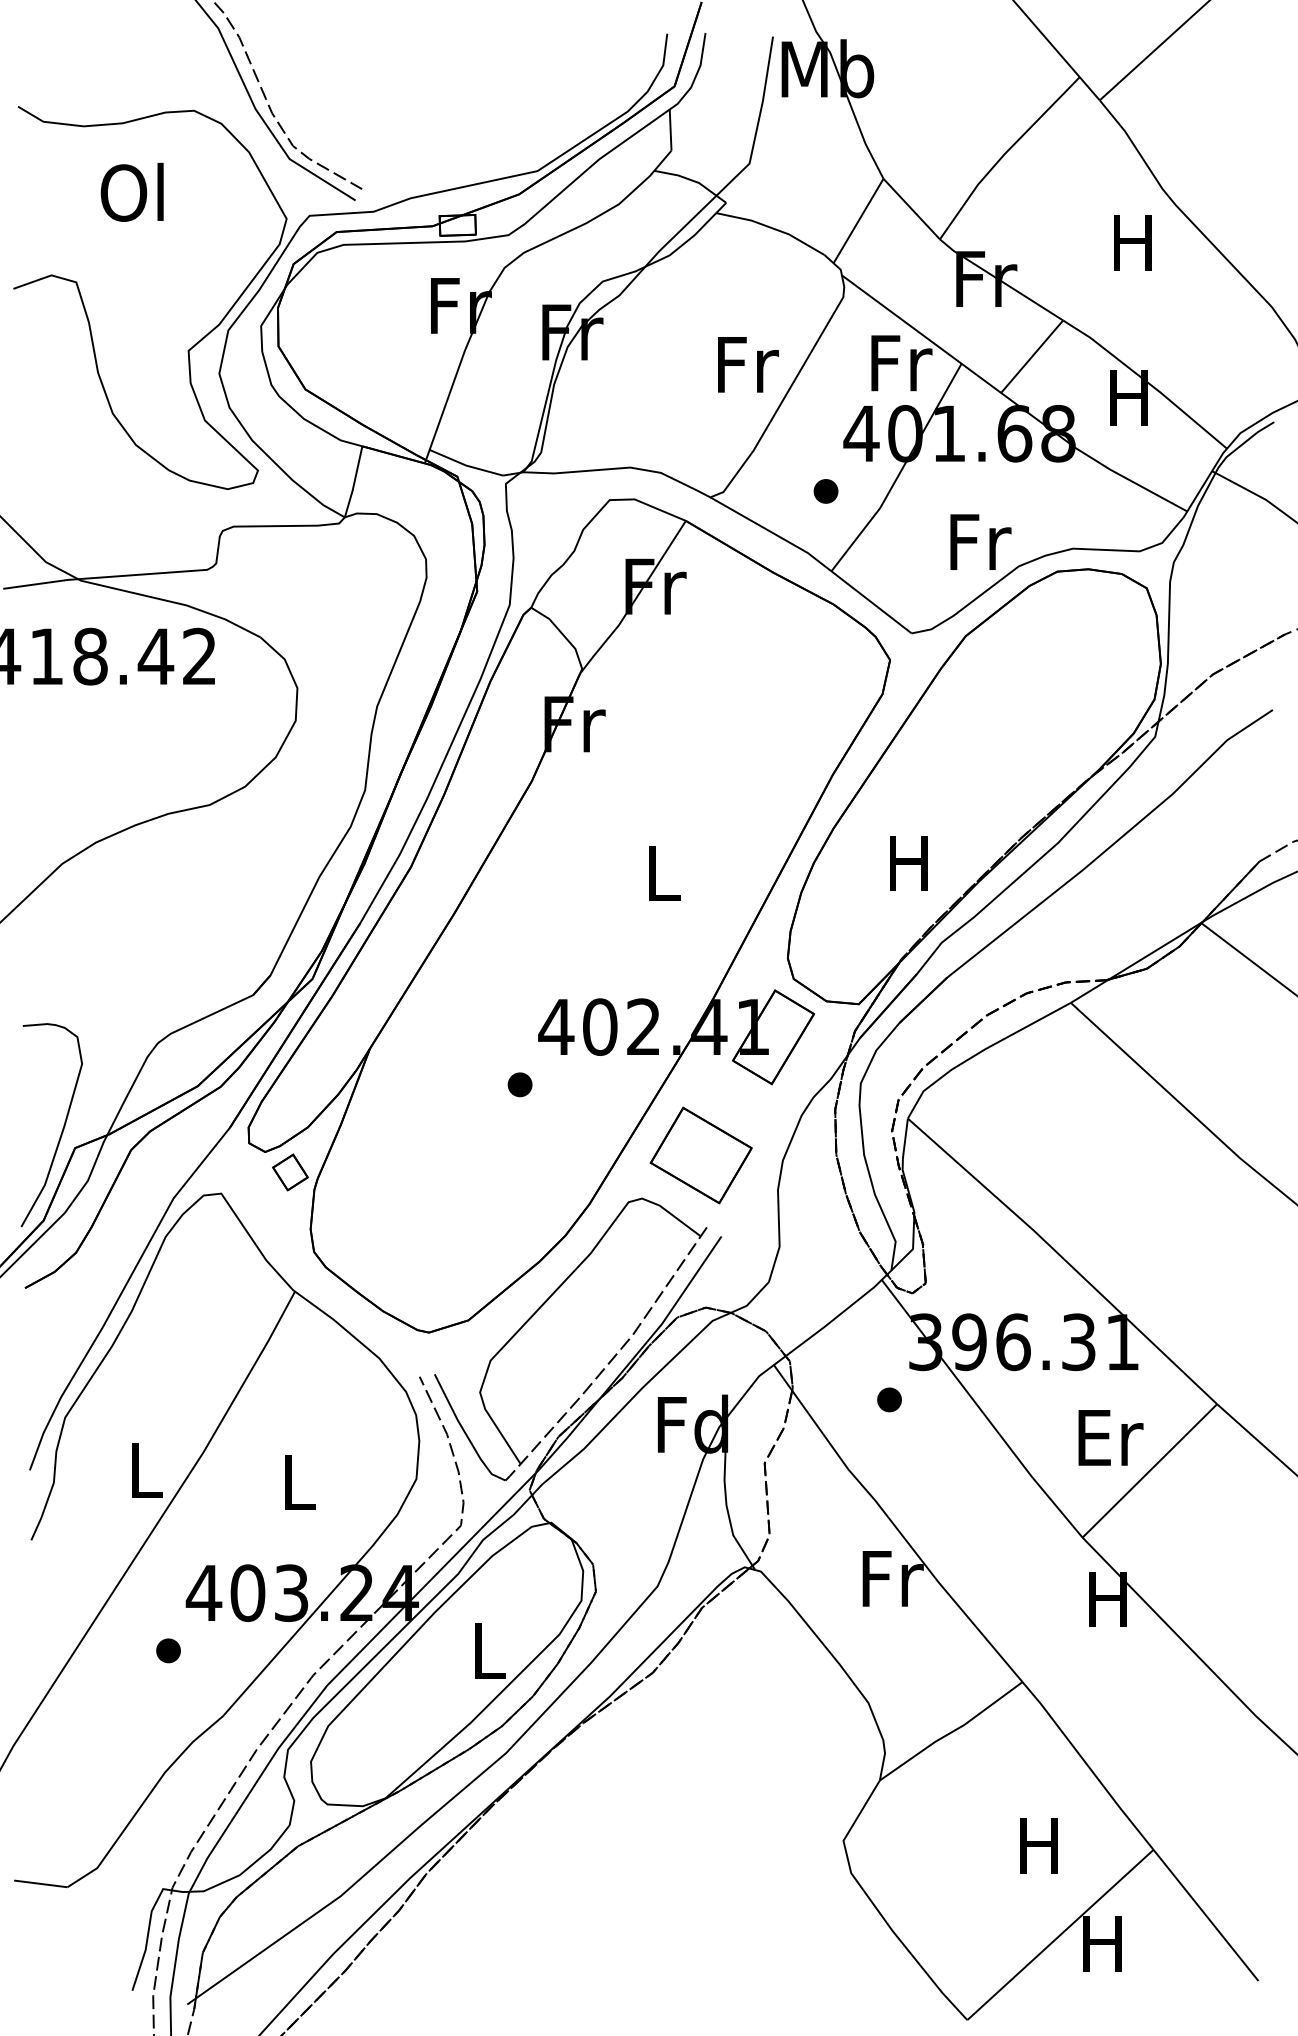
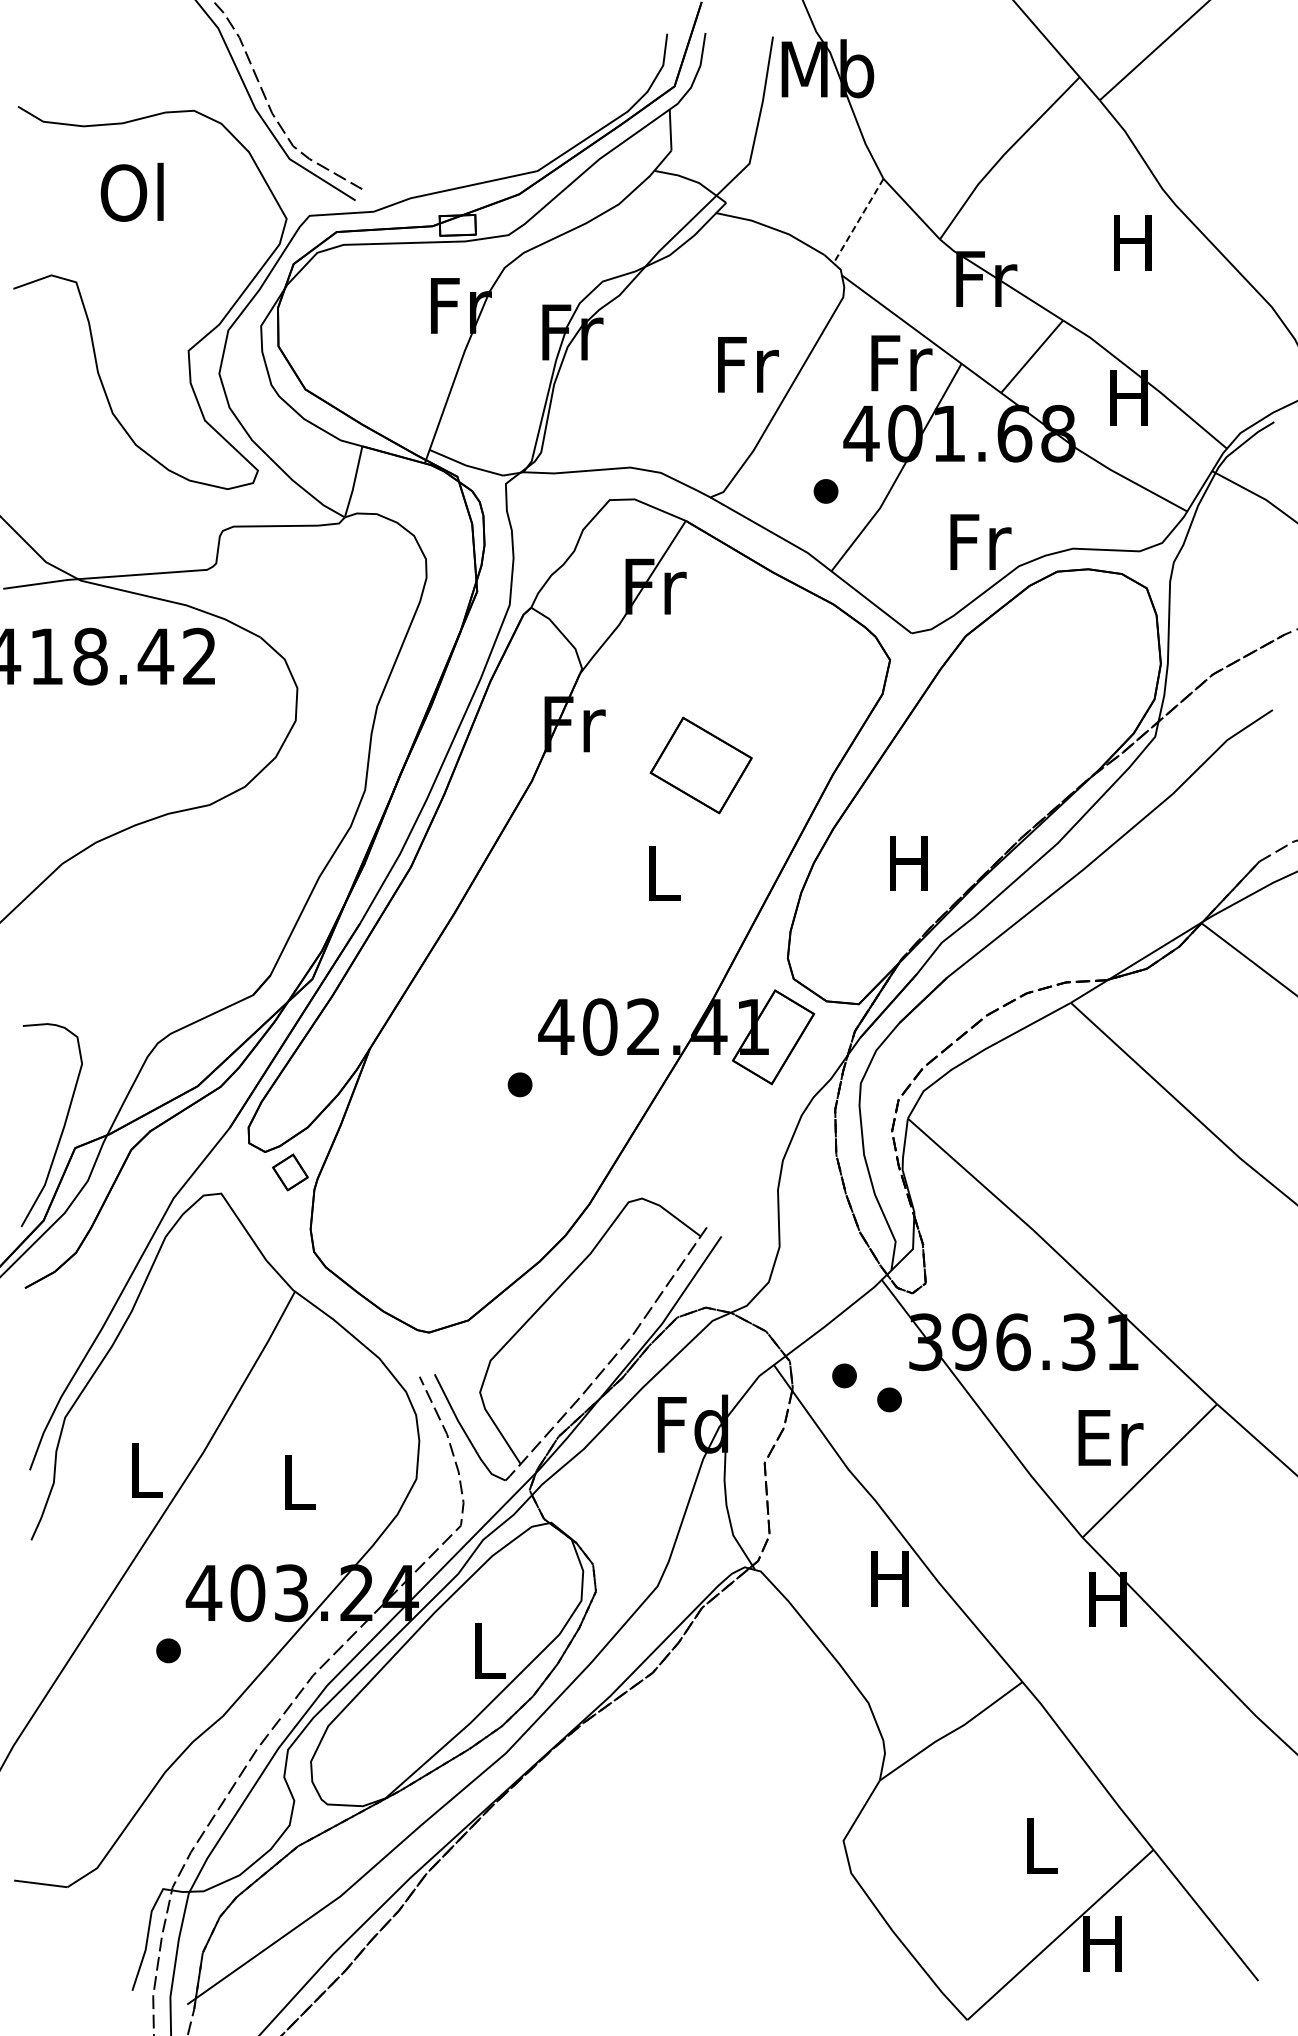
line: solid -> dashed (858, 221)
part position: (700, 1155) -> (700, 765) (700, 765)
part: none -> present (844, 1375)
text: Fr -> H (892, 1578)
text: H -> L (1038, 1845)
